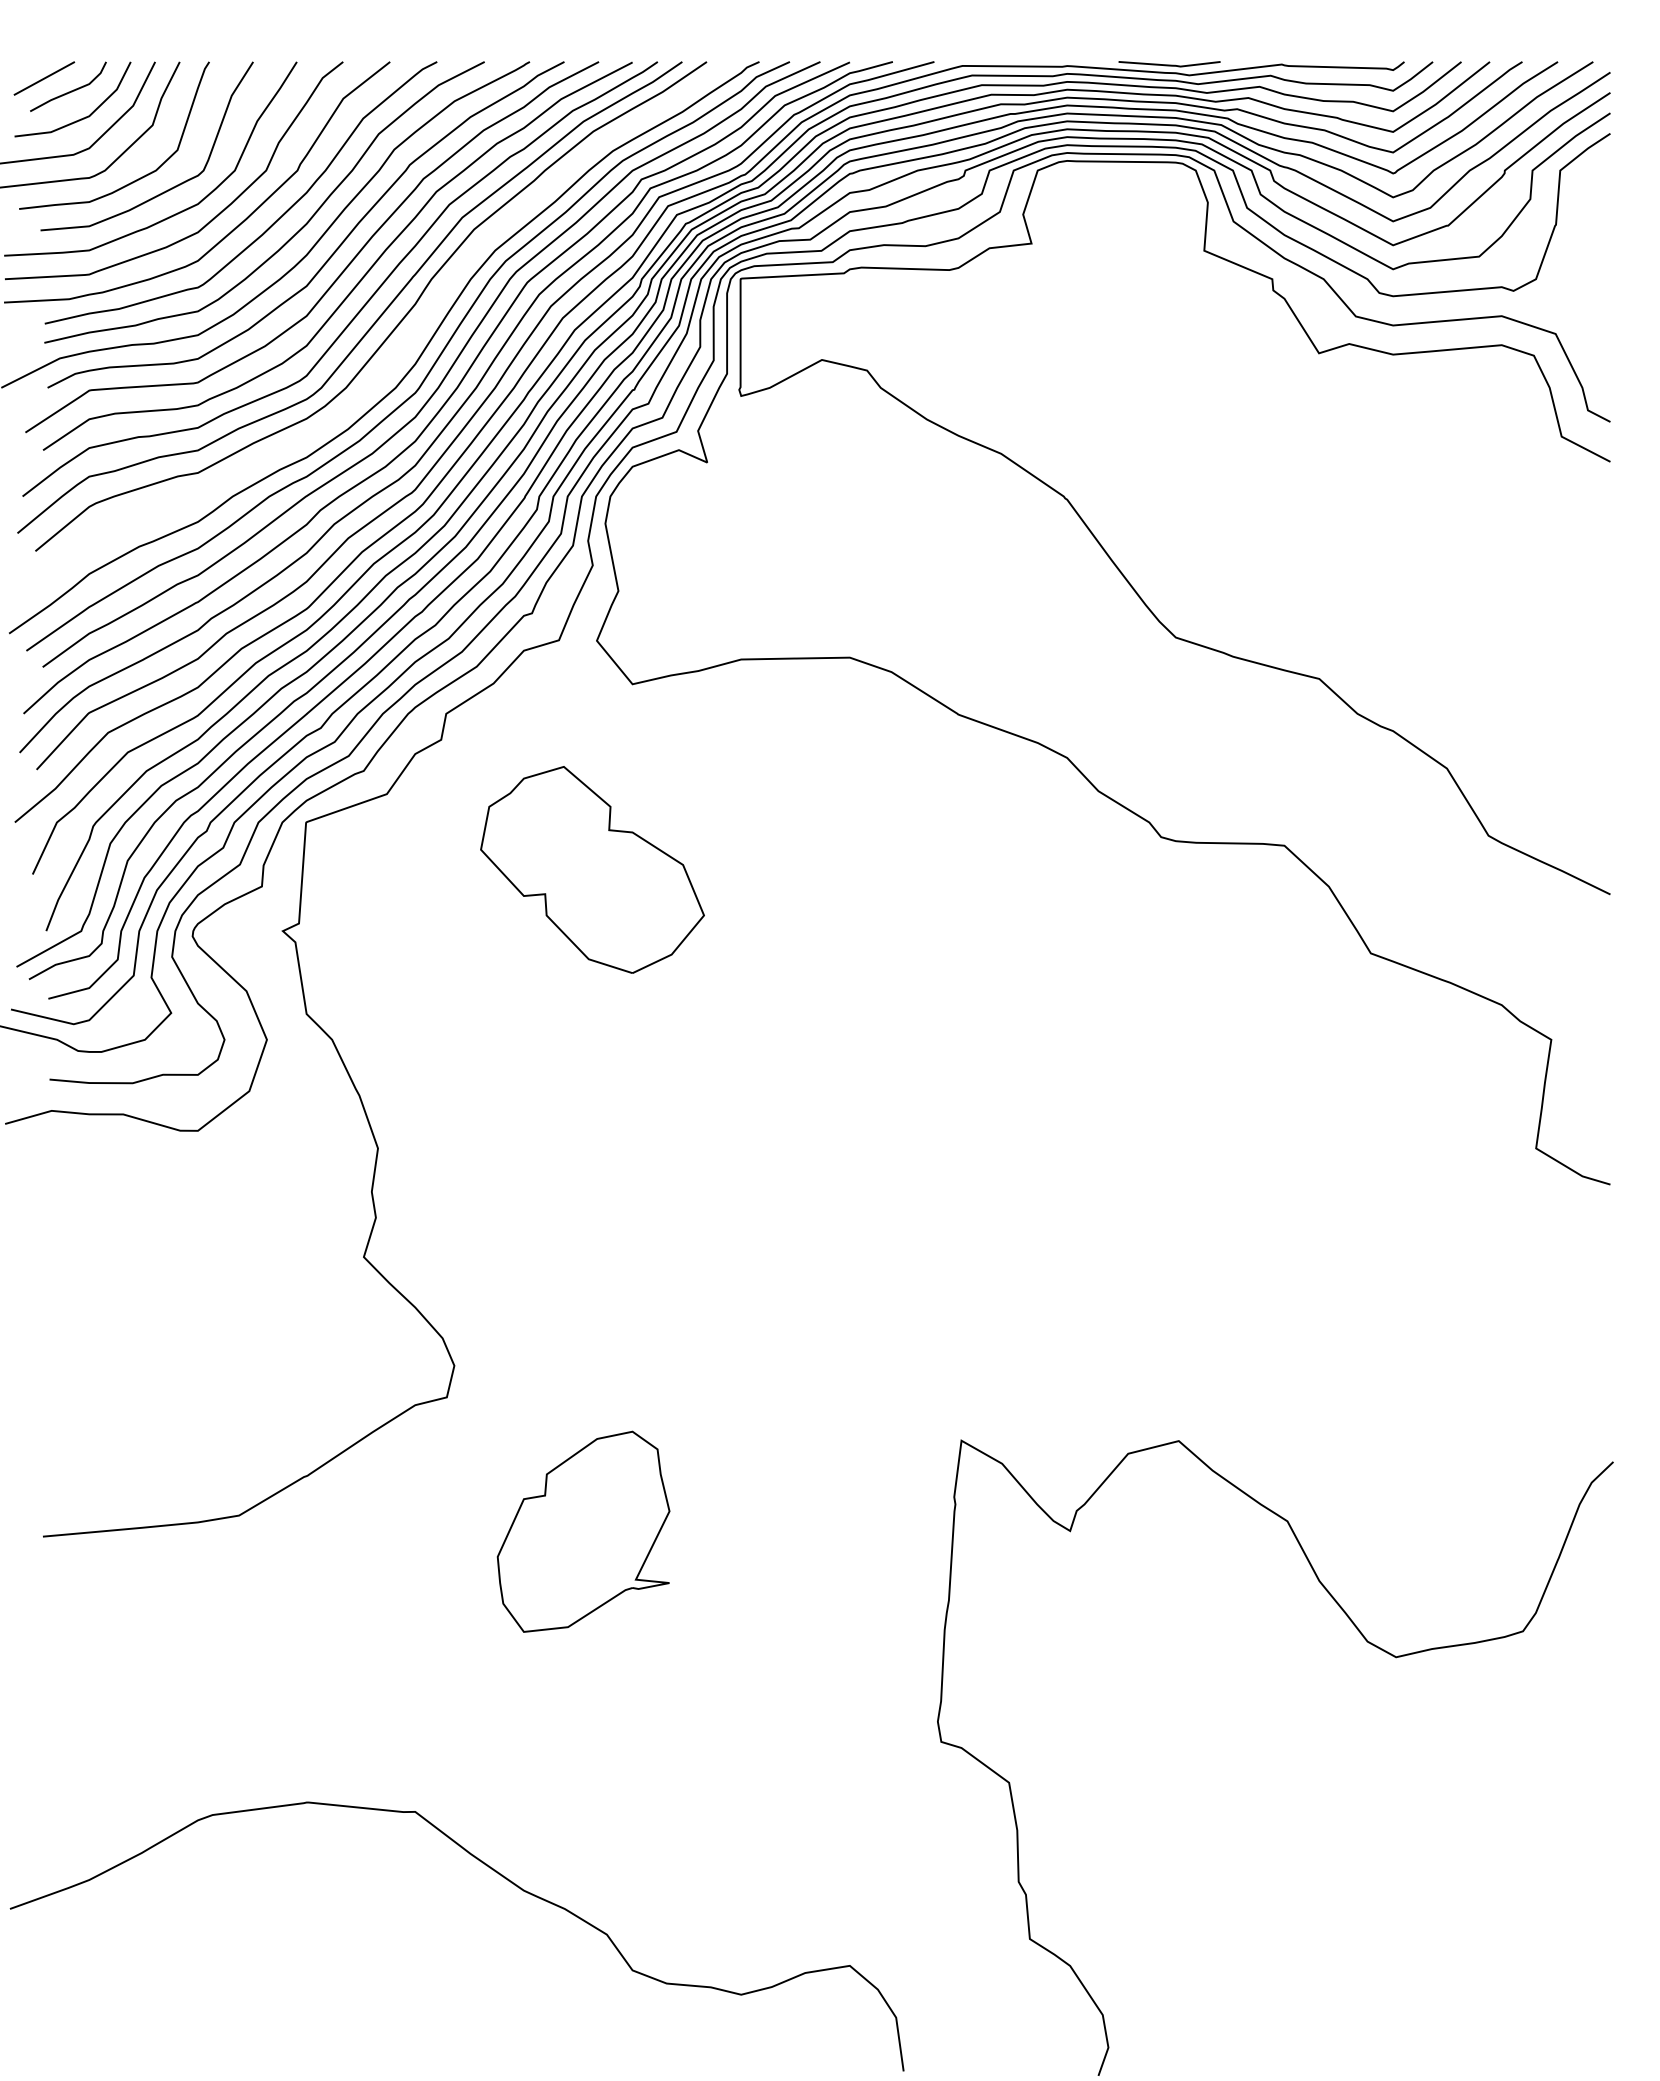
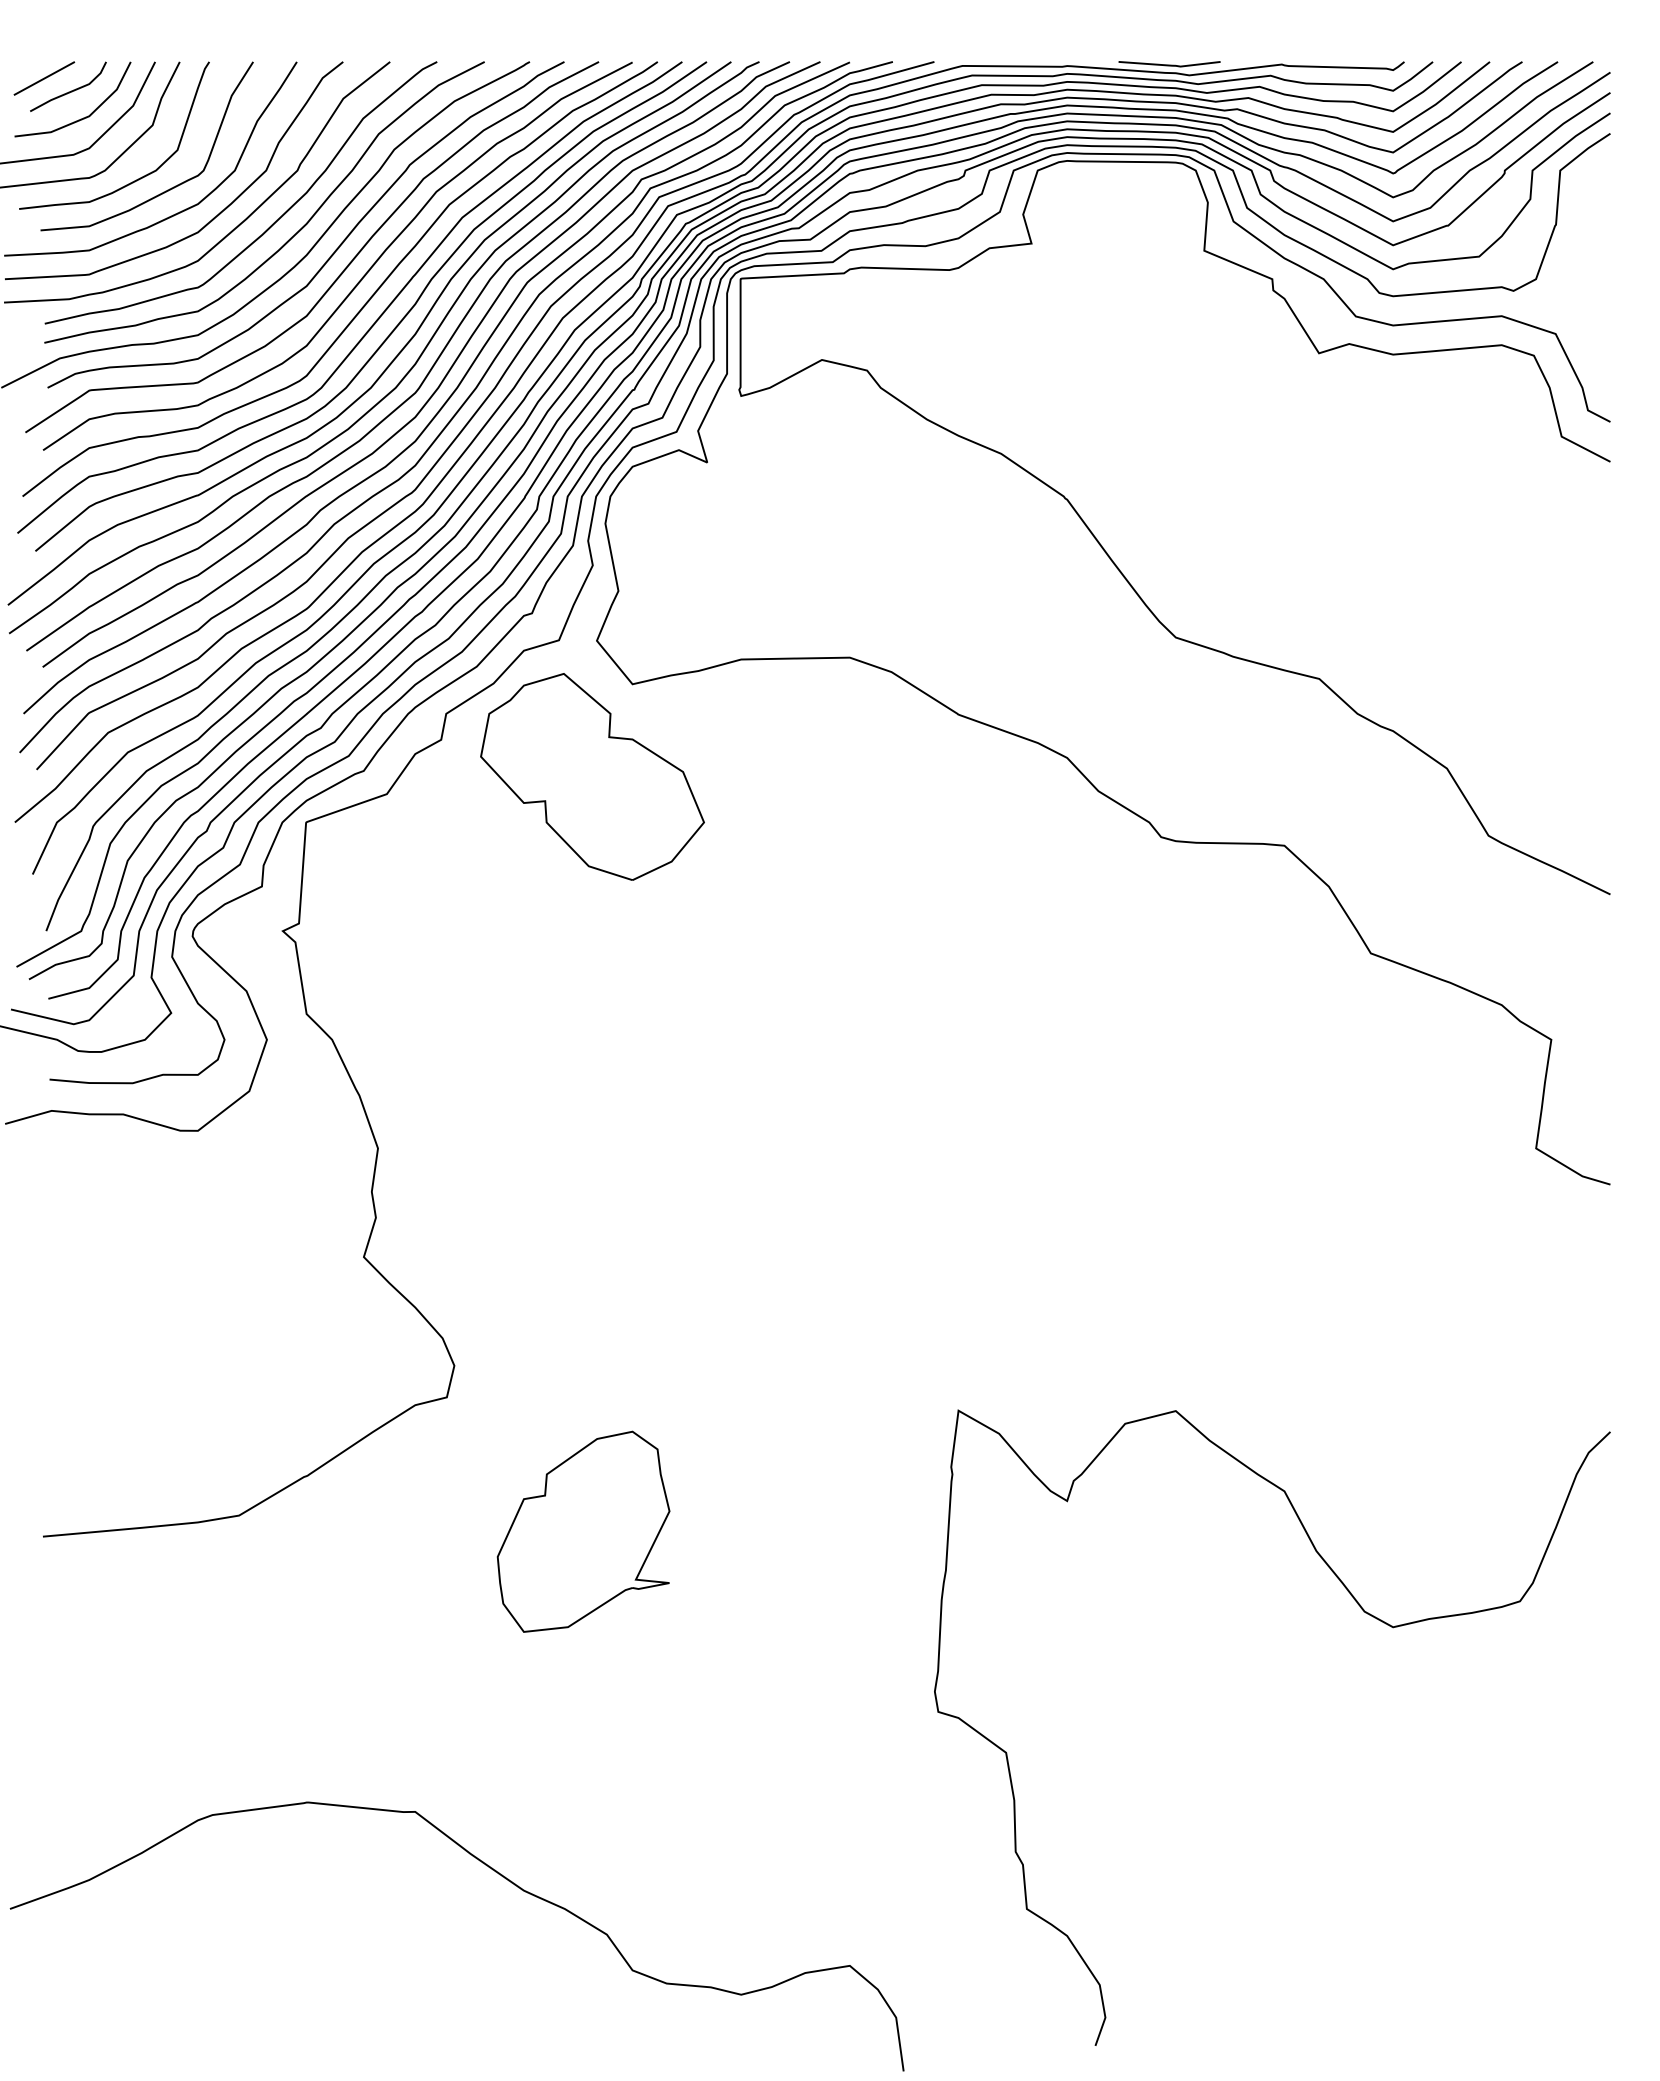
curve: none -> present (394, 357)
part position: (592, 869) -> (592, 776) (592, 776)
curve position: (1368, 1643) -> (1365, 1613) (1365, 1613)
